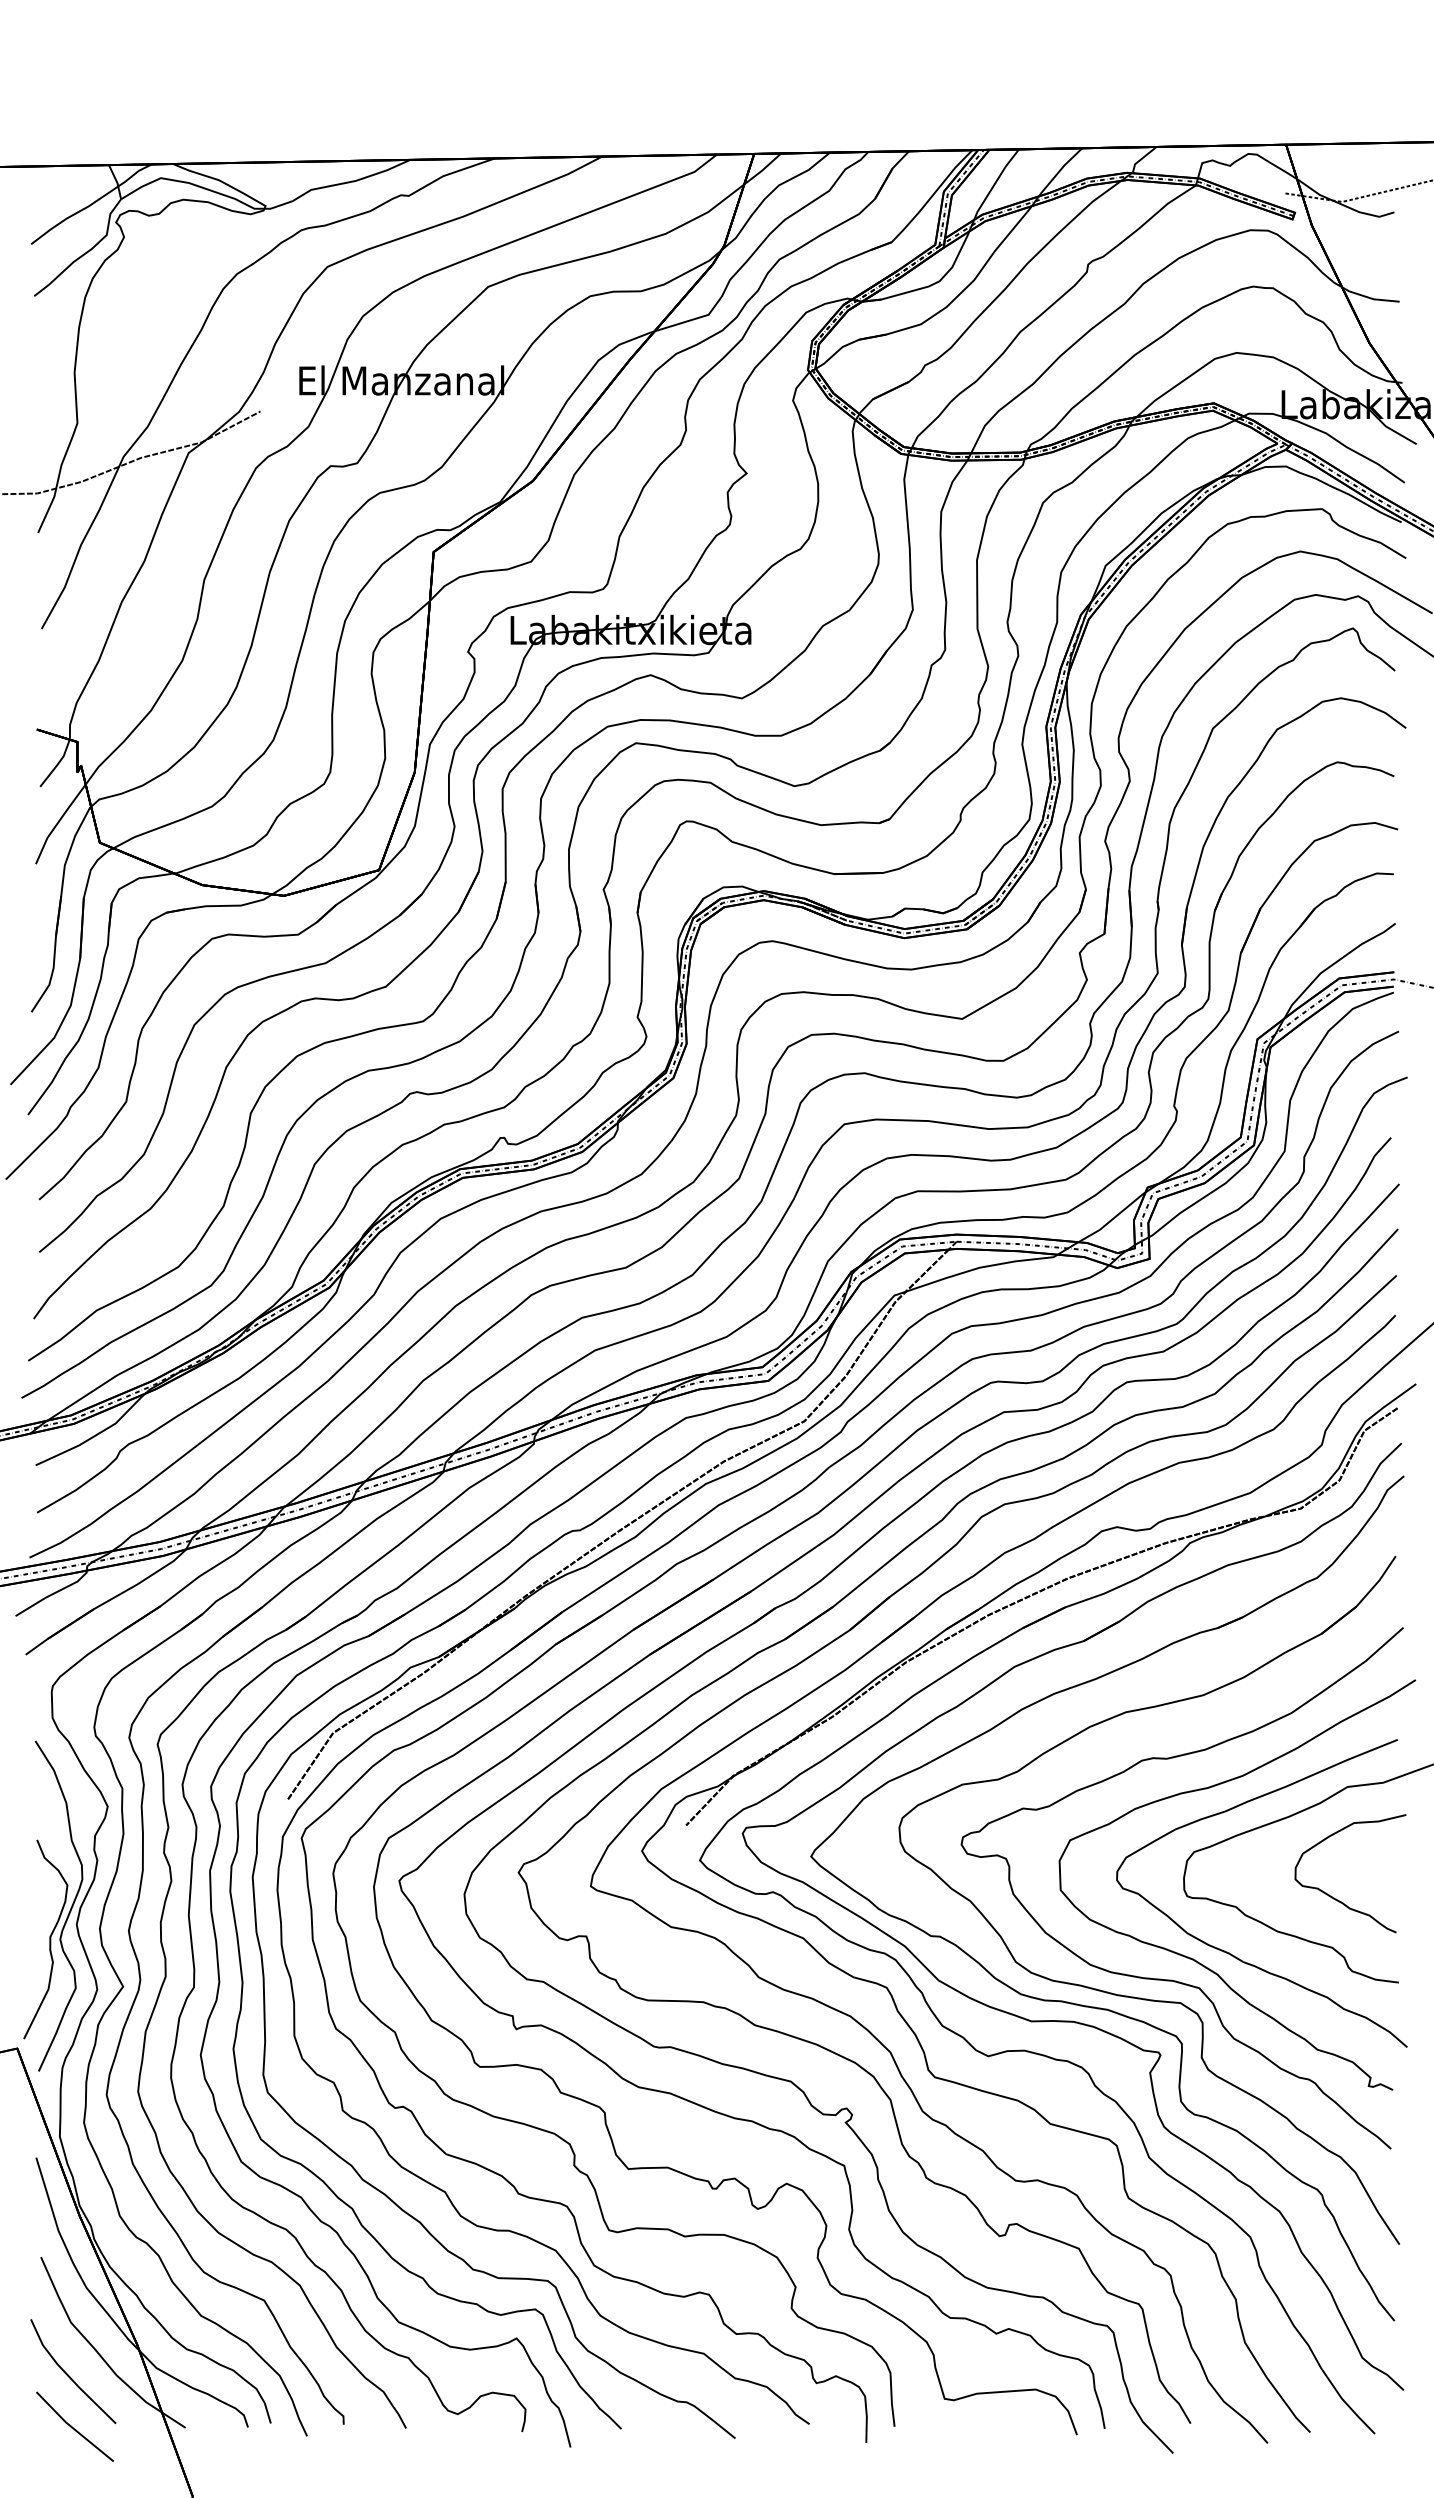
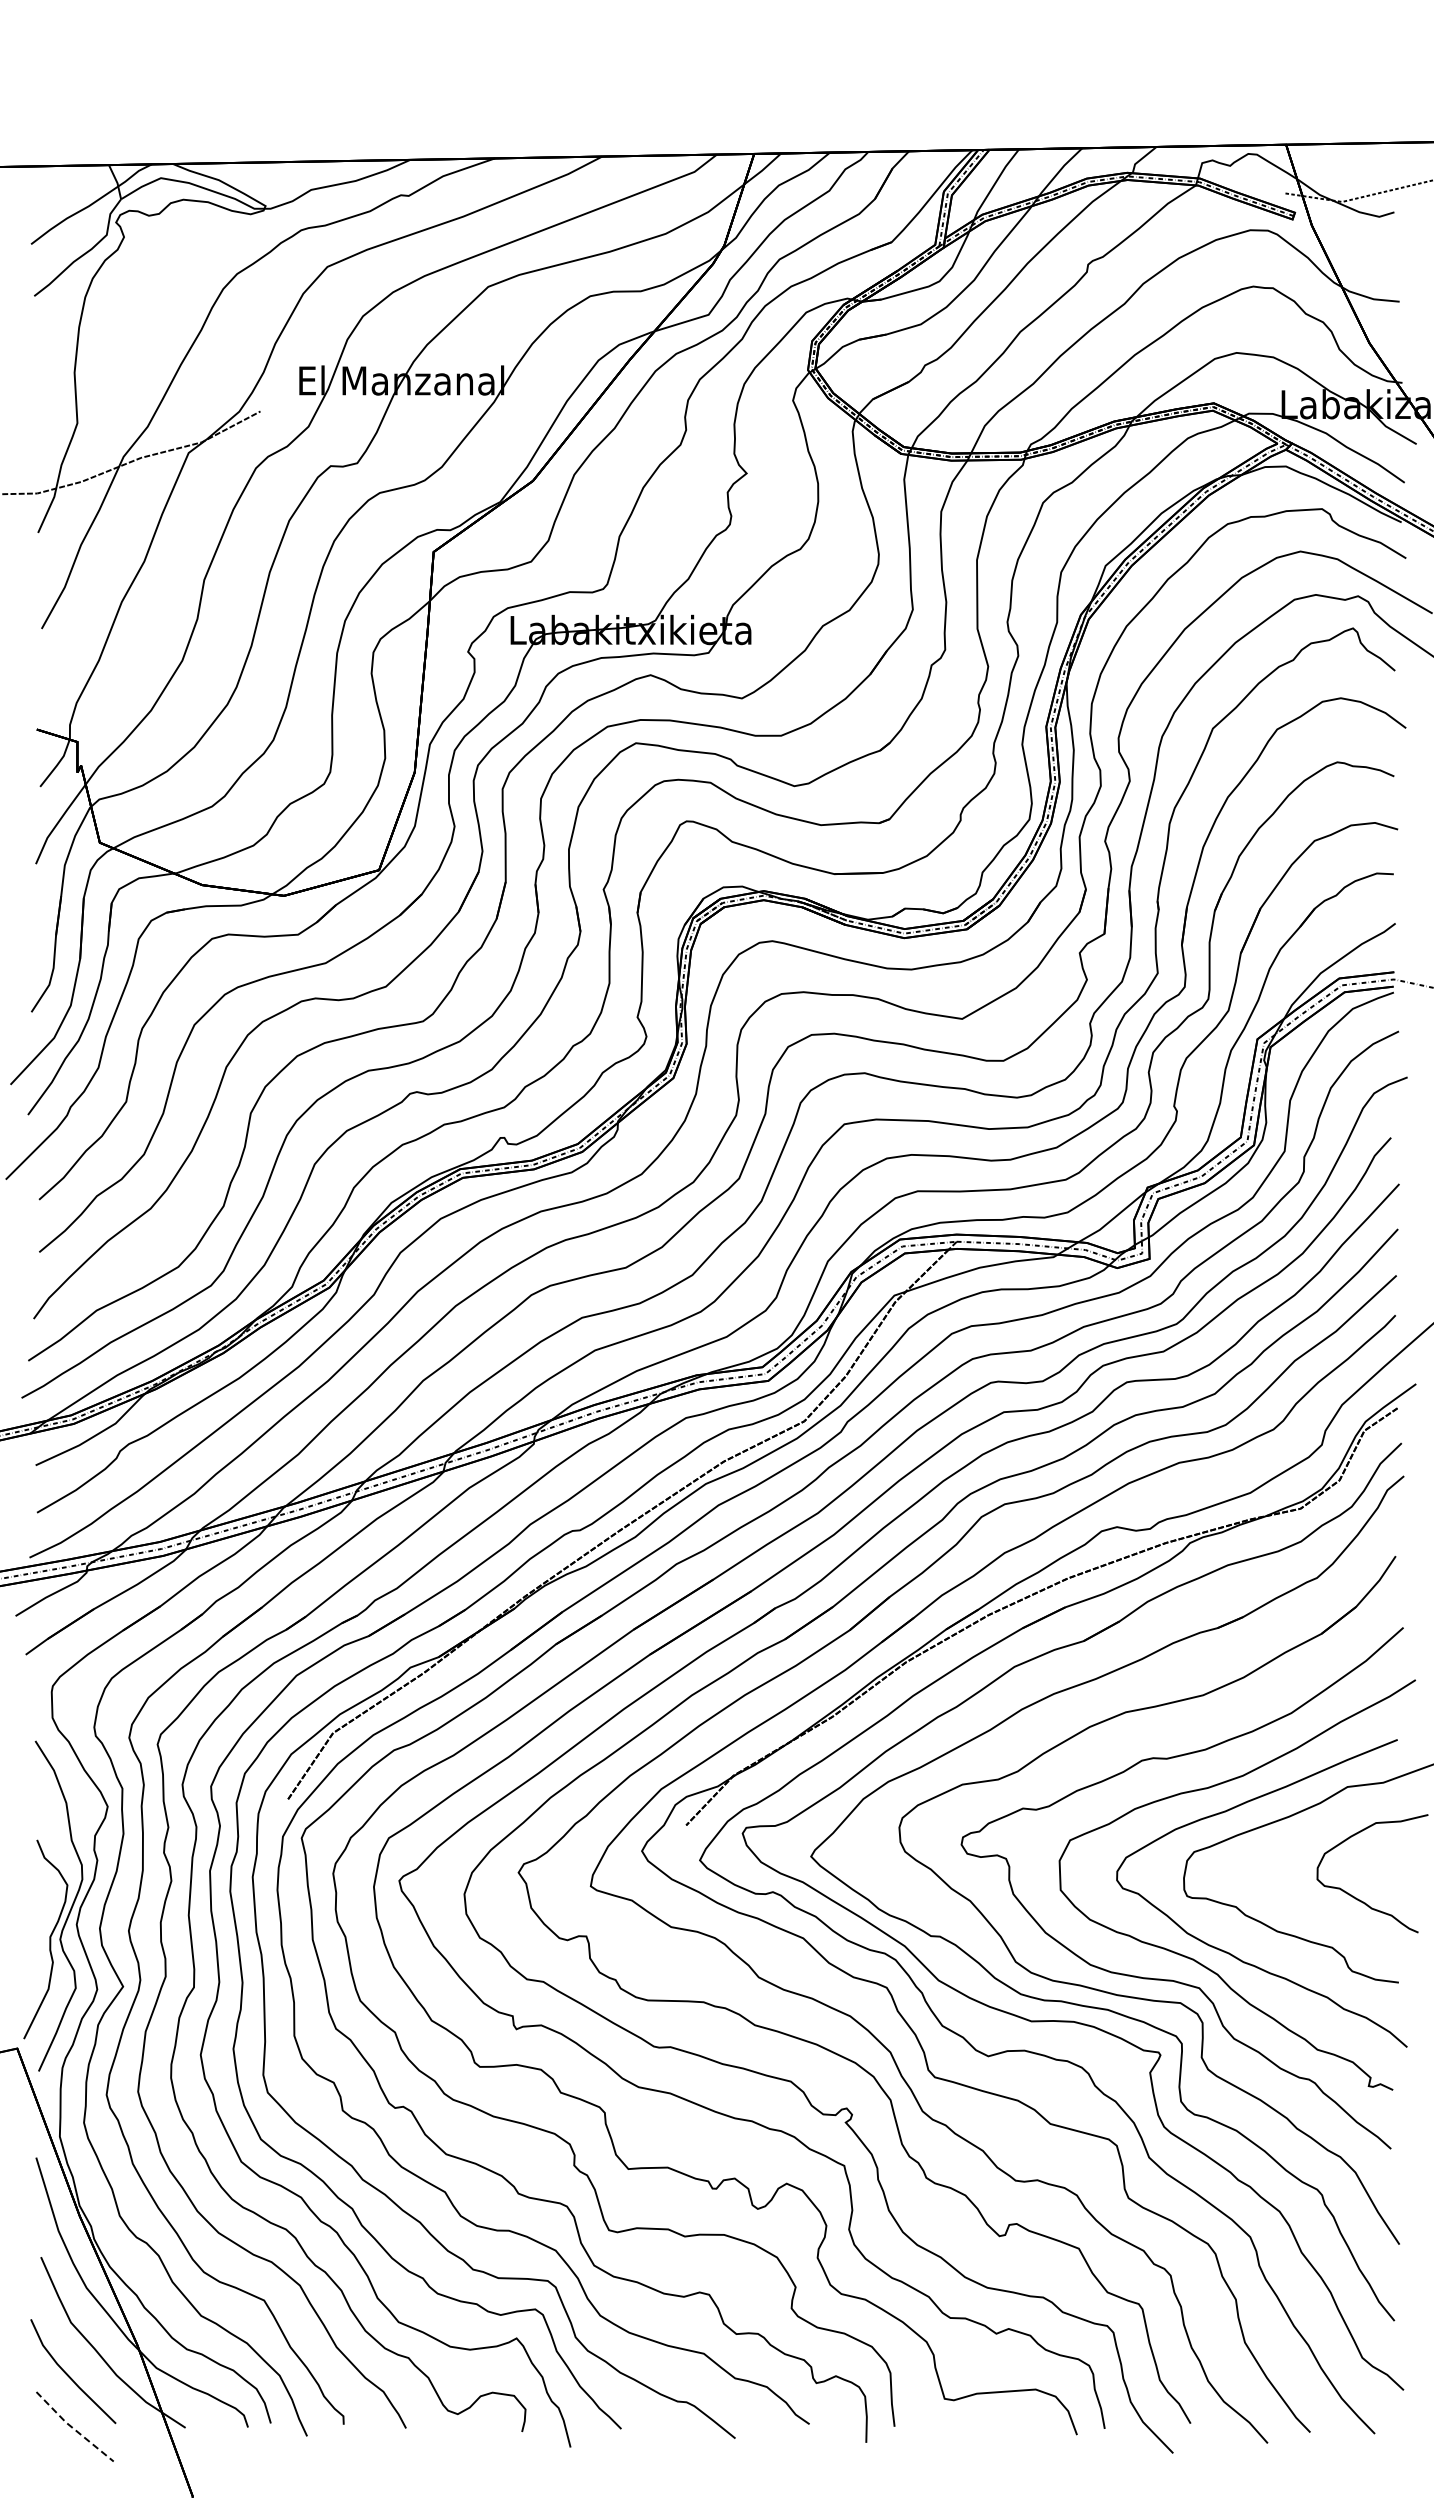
curve position: (1336, 1898) -> (1358, 1898) (1358, 1898)
line: solid -> dashed (72, 2428)
